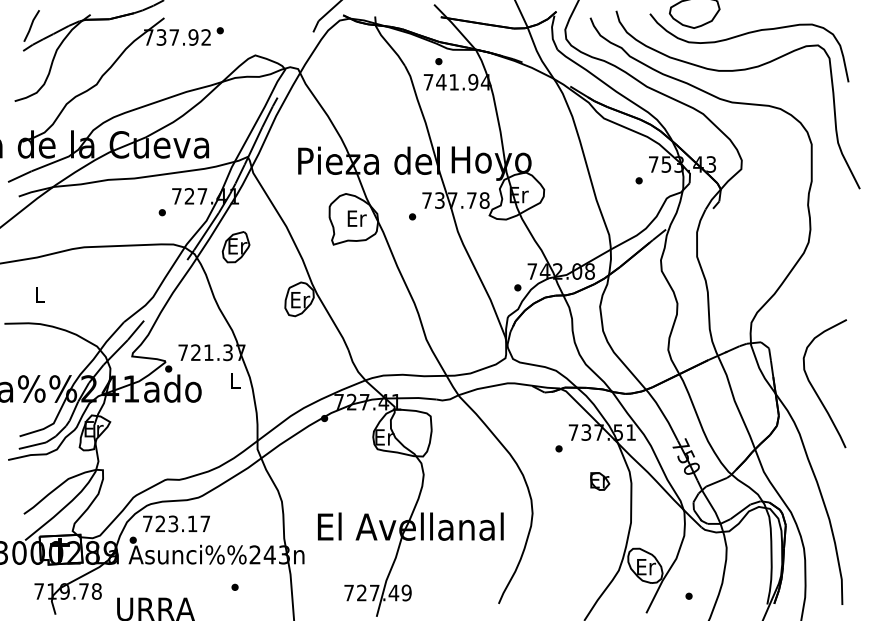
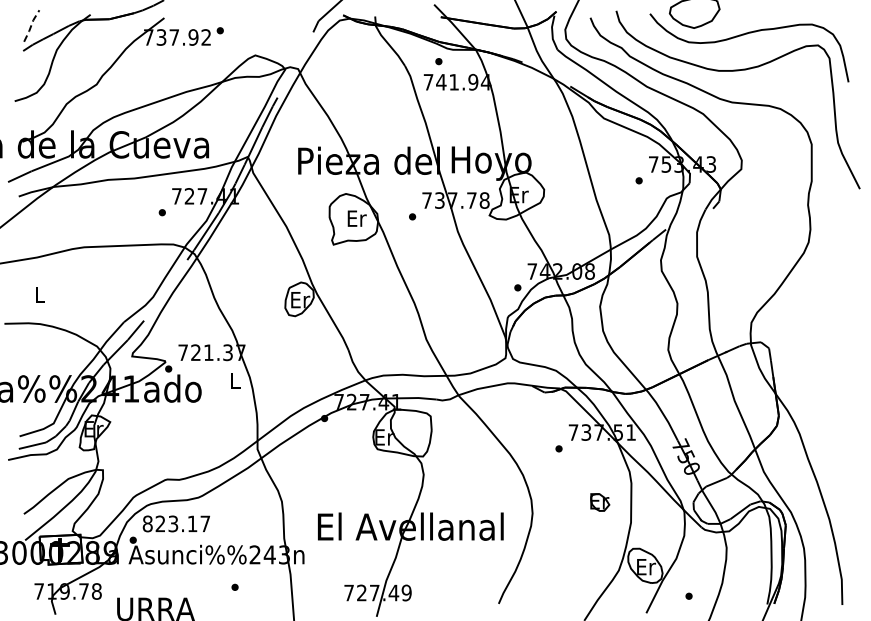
line: solid -> dashed (31, 25)
part: present -> none (235, 247)
curve: present -> none (815, 389)
part position: (600, 481) -> (600, 502) (600, 502)
text: 723.17 -> 823.17 (147, 523)
